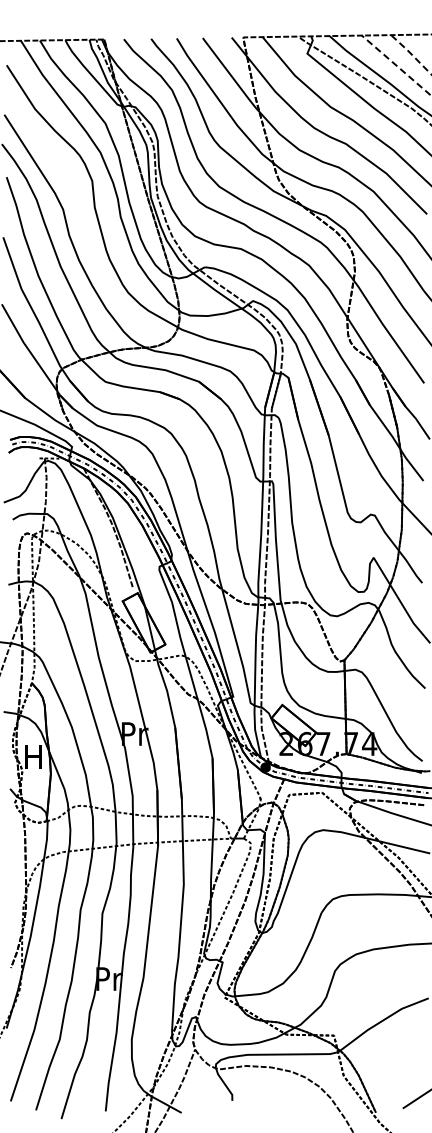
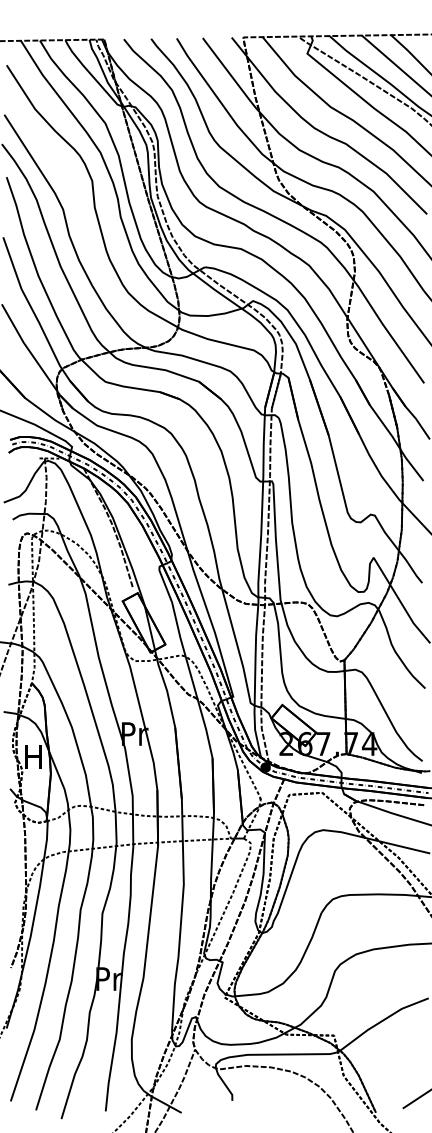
line: dashed -> solid (410, 53)
line: dashed -> solid (396, 65)
